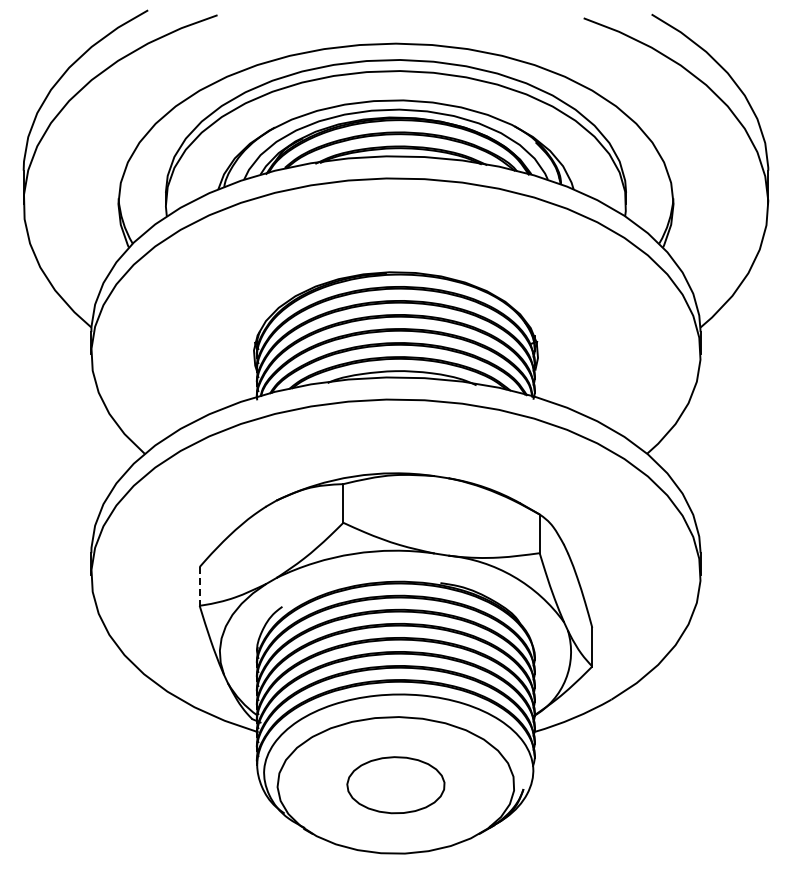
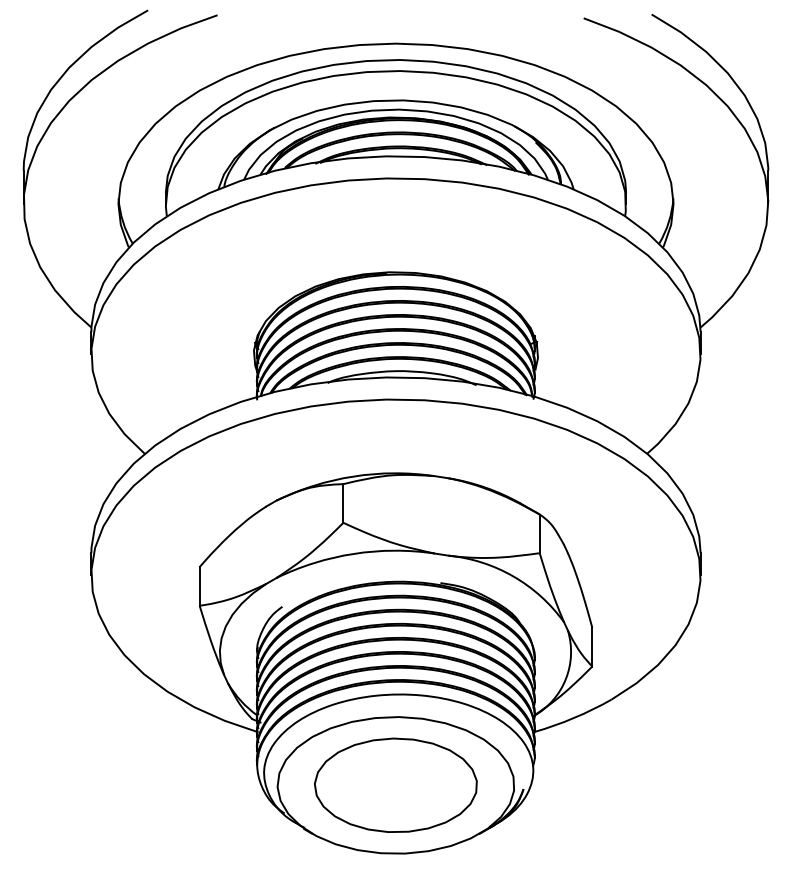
line: dashed -> solid (199, 586)
part size: 100x59 px -> 164x96 px (395, 784)
